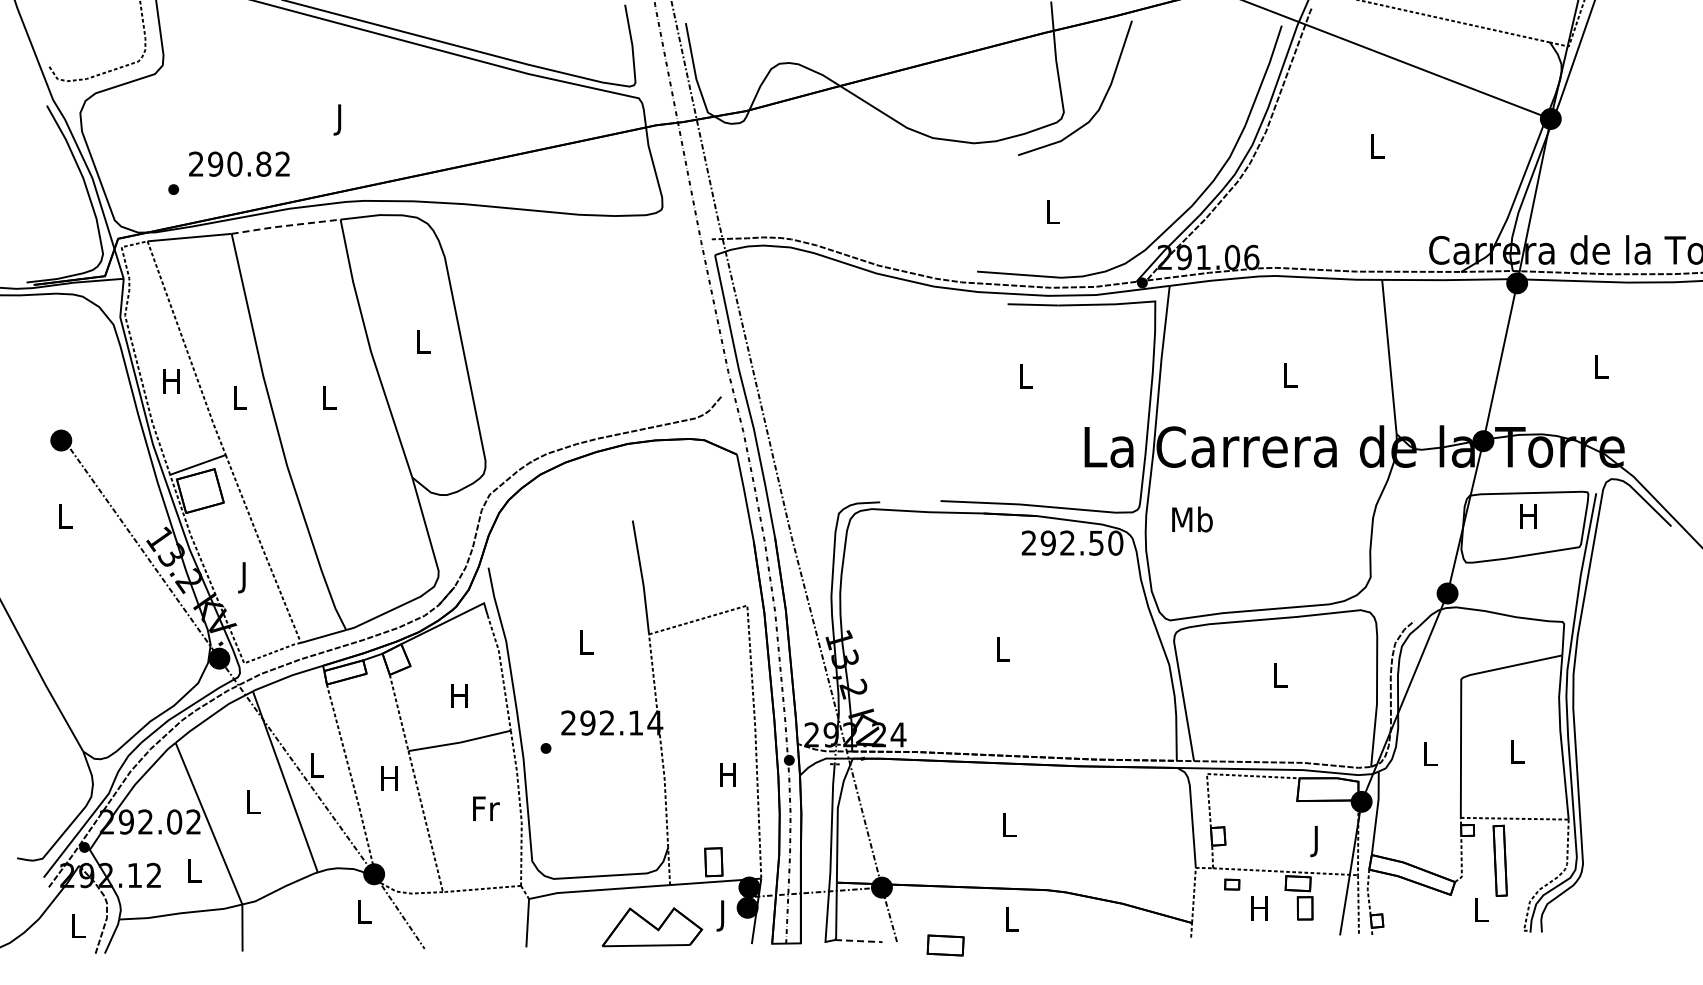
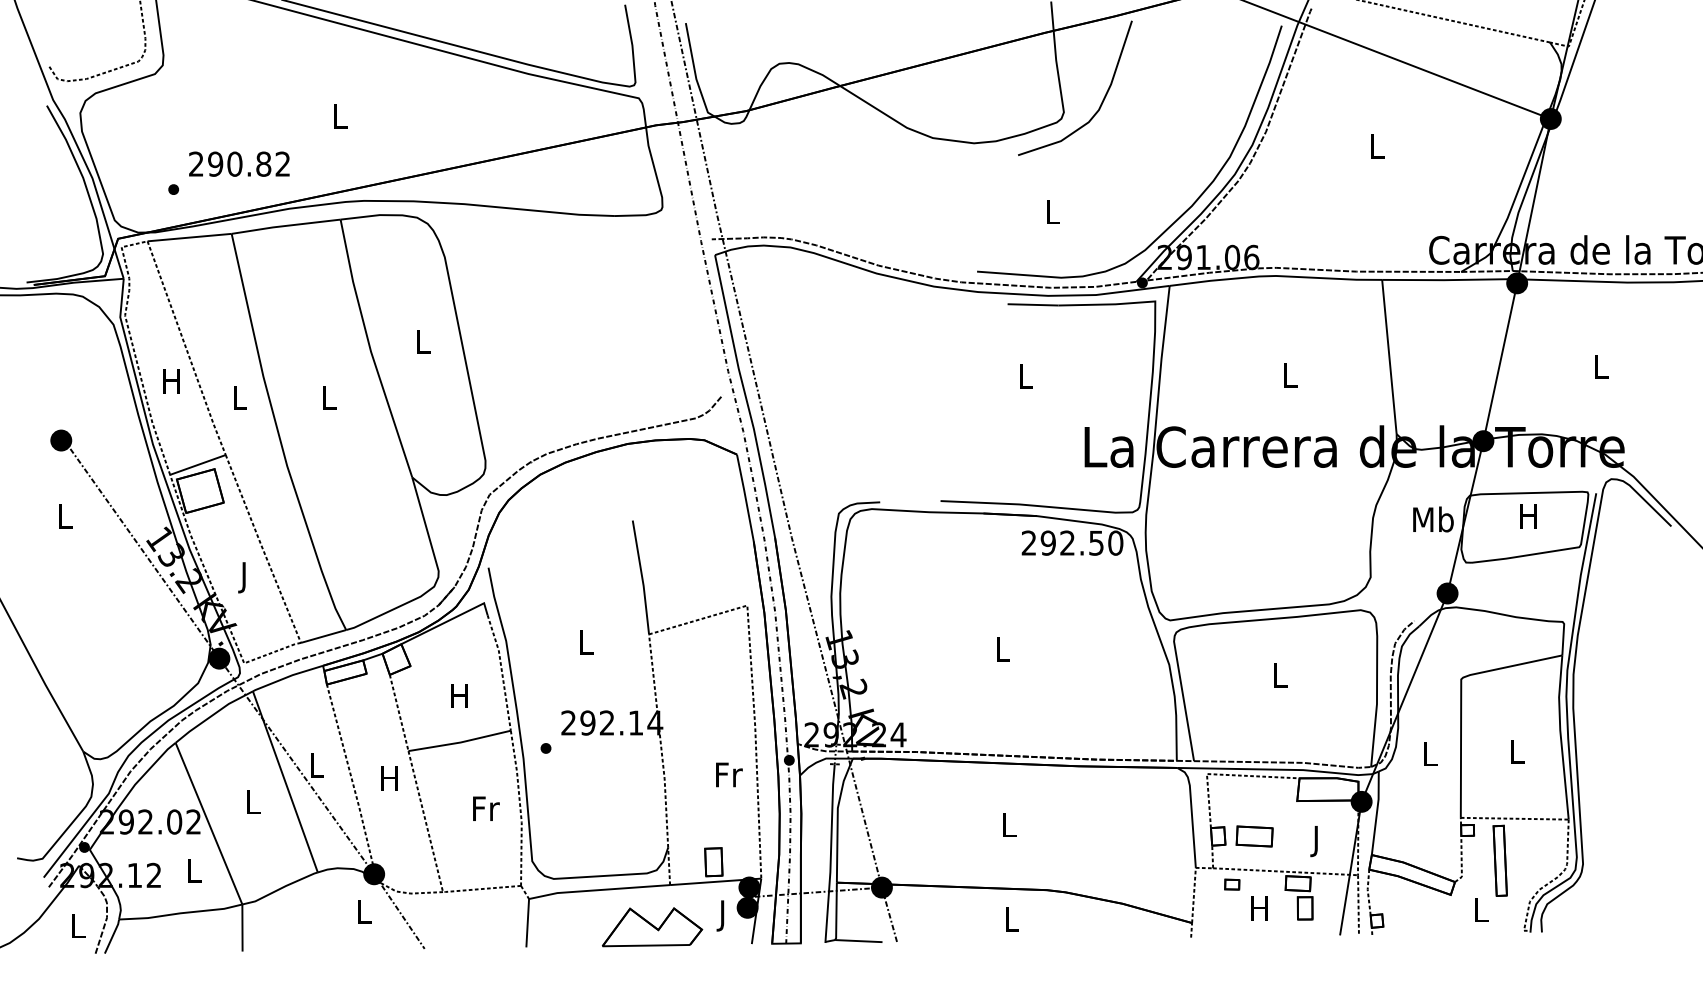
text: J -> L (340, 119)
line: dashed -> solid (285, 225)
text position: (1192, 519) -> (1433, 519) (1433, 519)
text: H -> Fr (729, 774)
line: dashed -> solid (858, 941)
part position: (945, 945) -> (1254, 836) (1254, 836)
